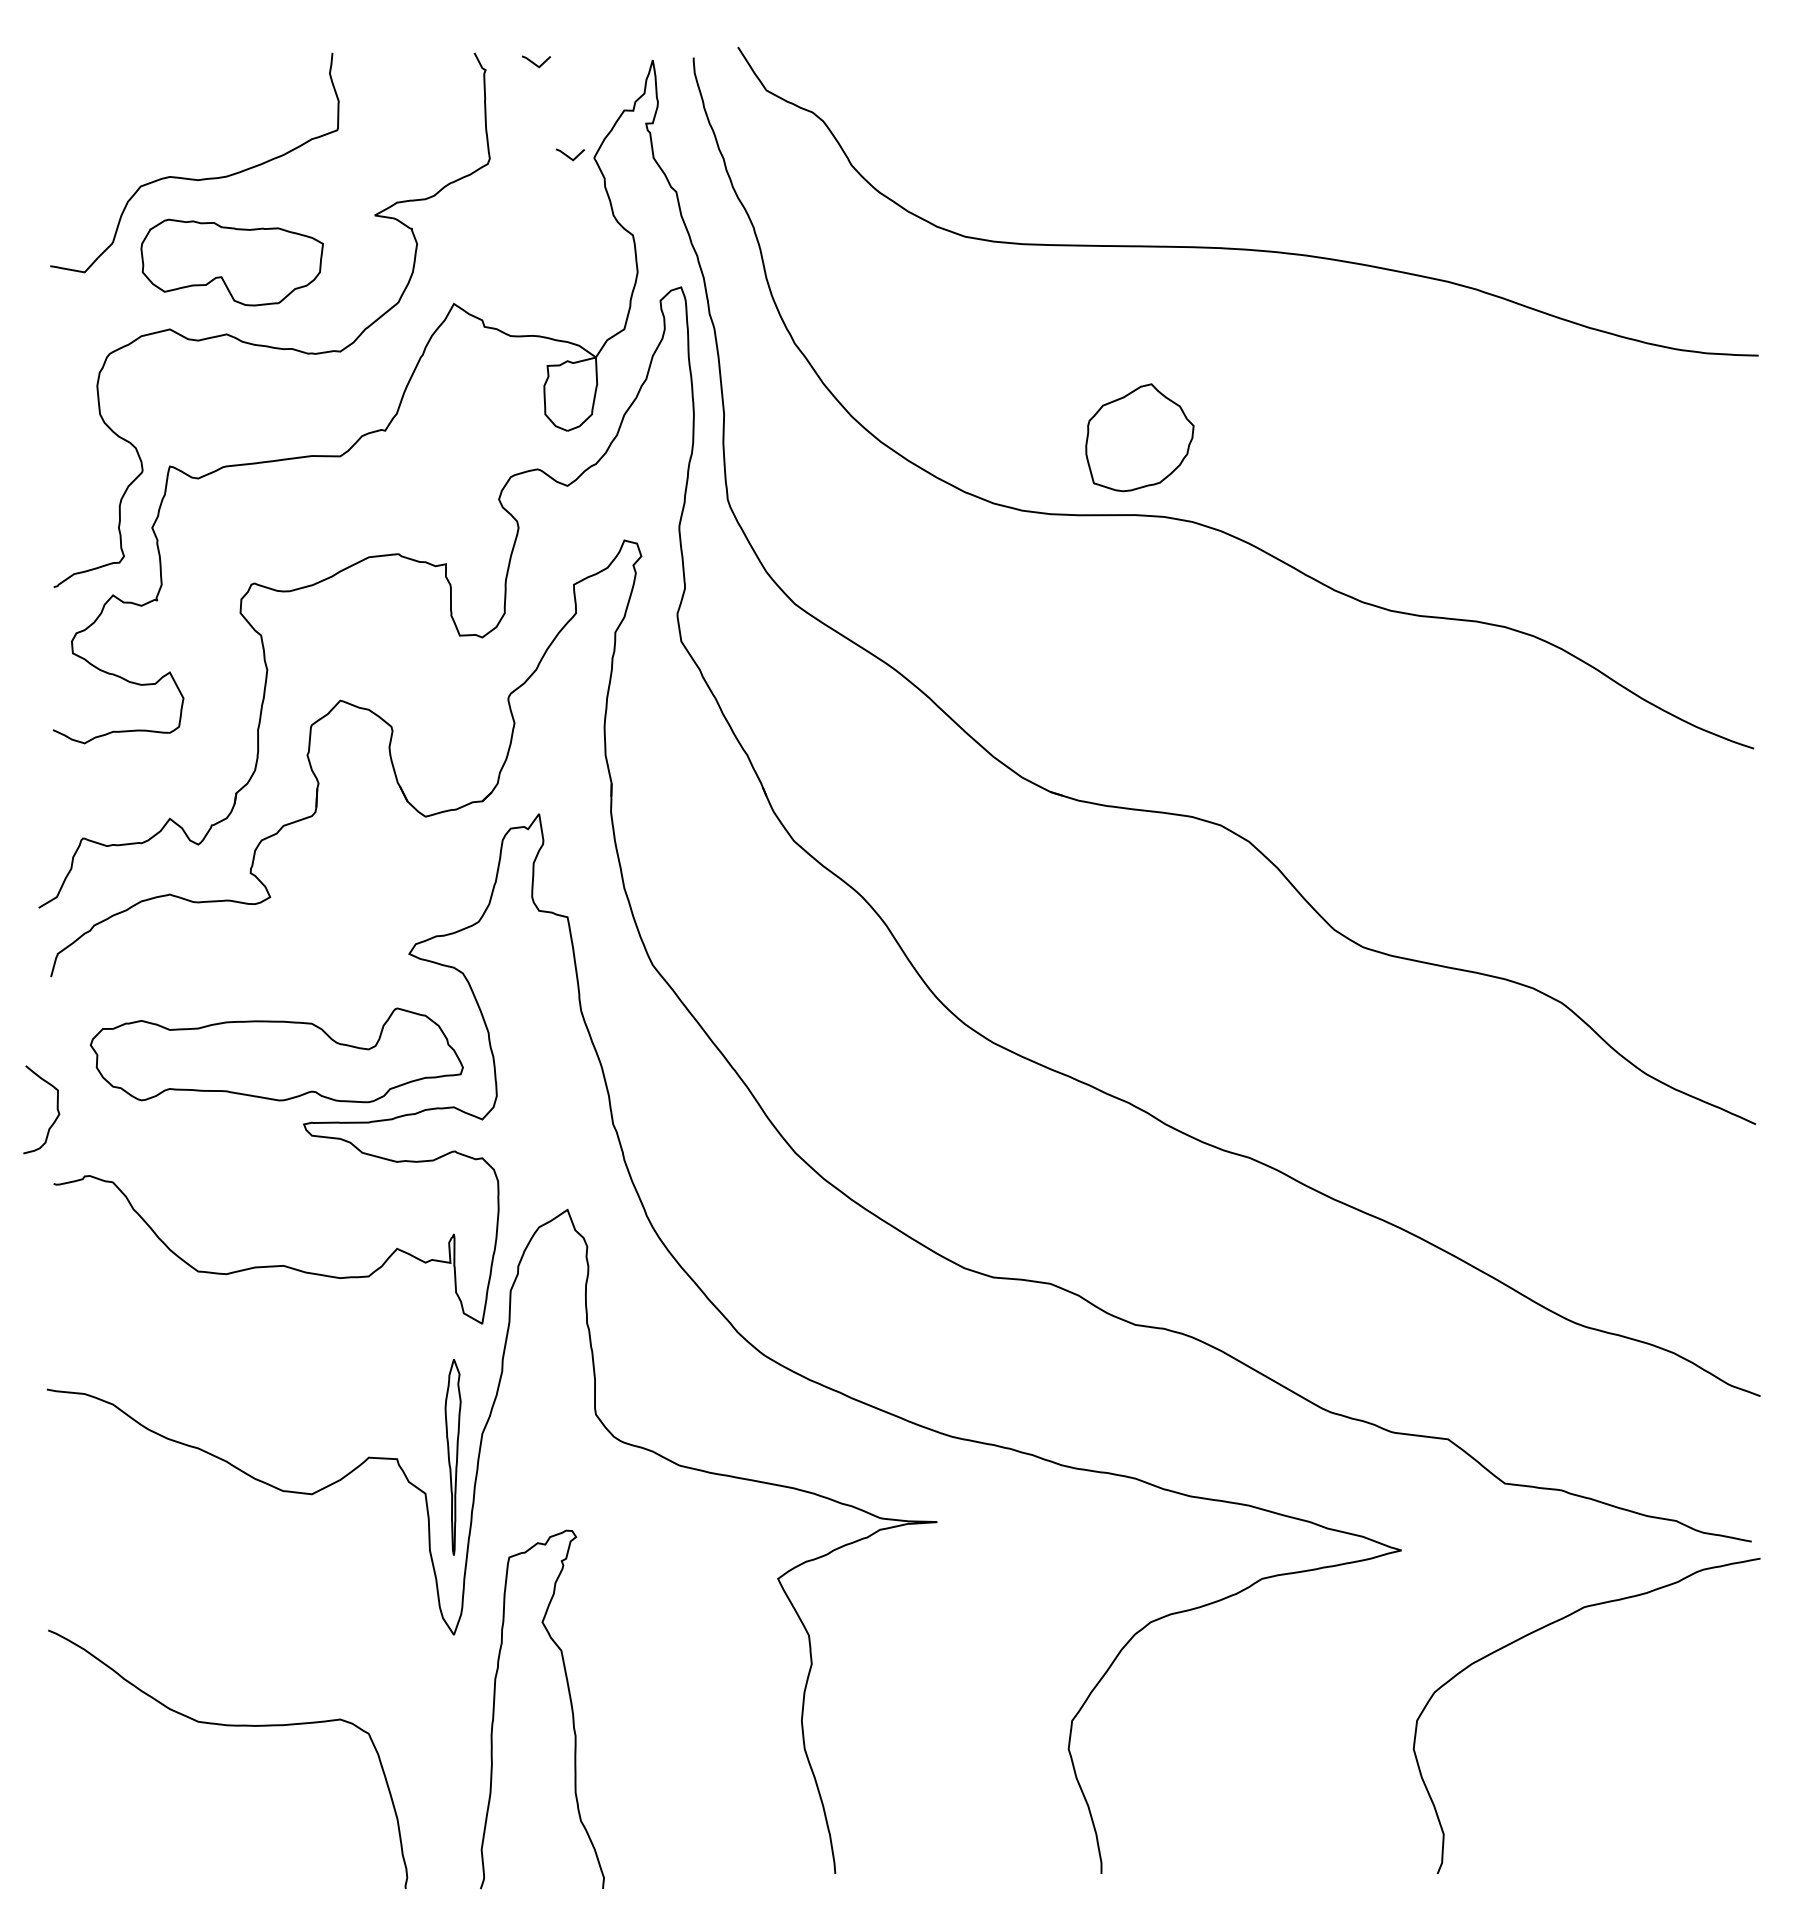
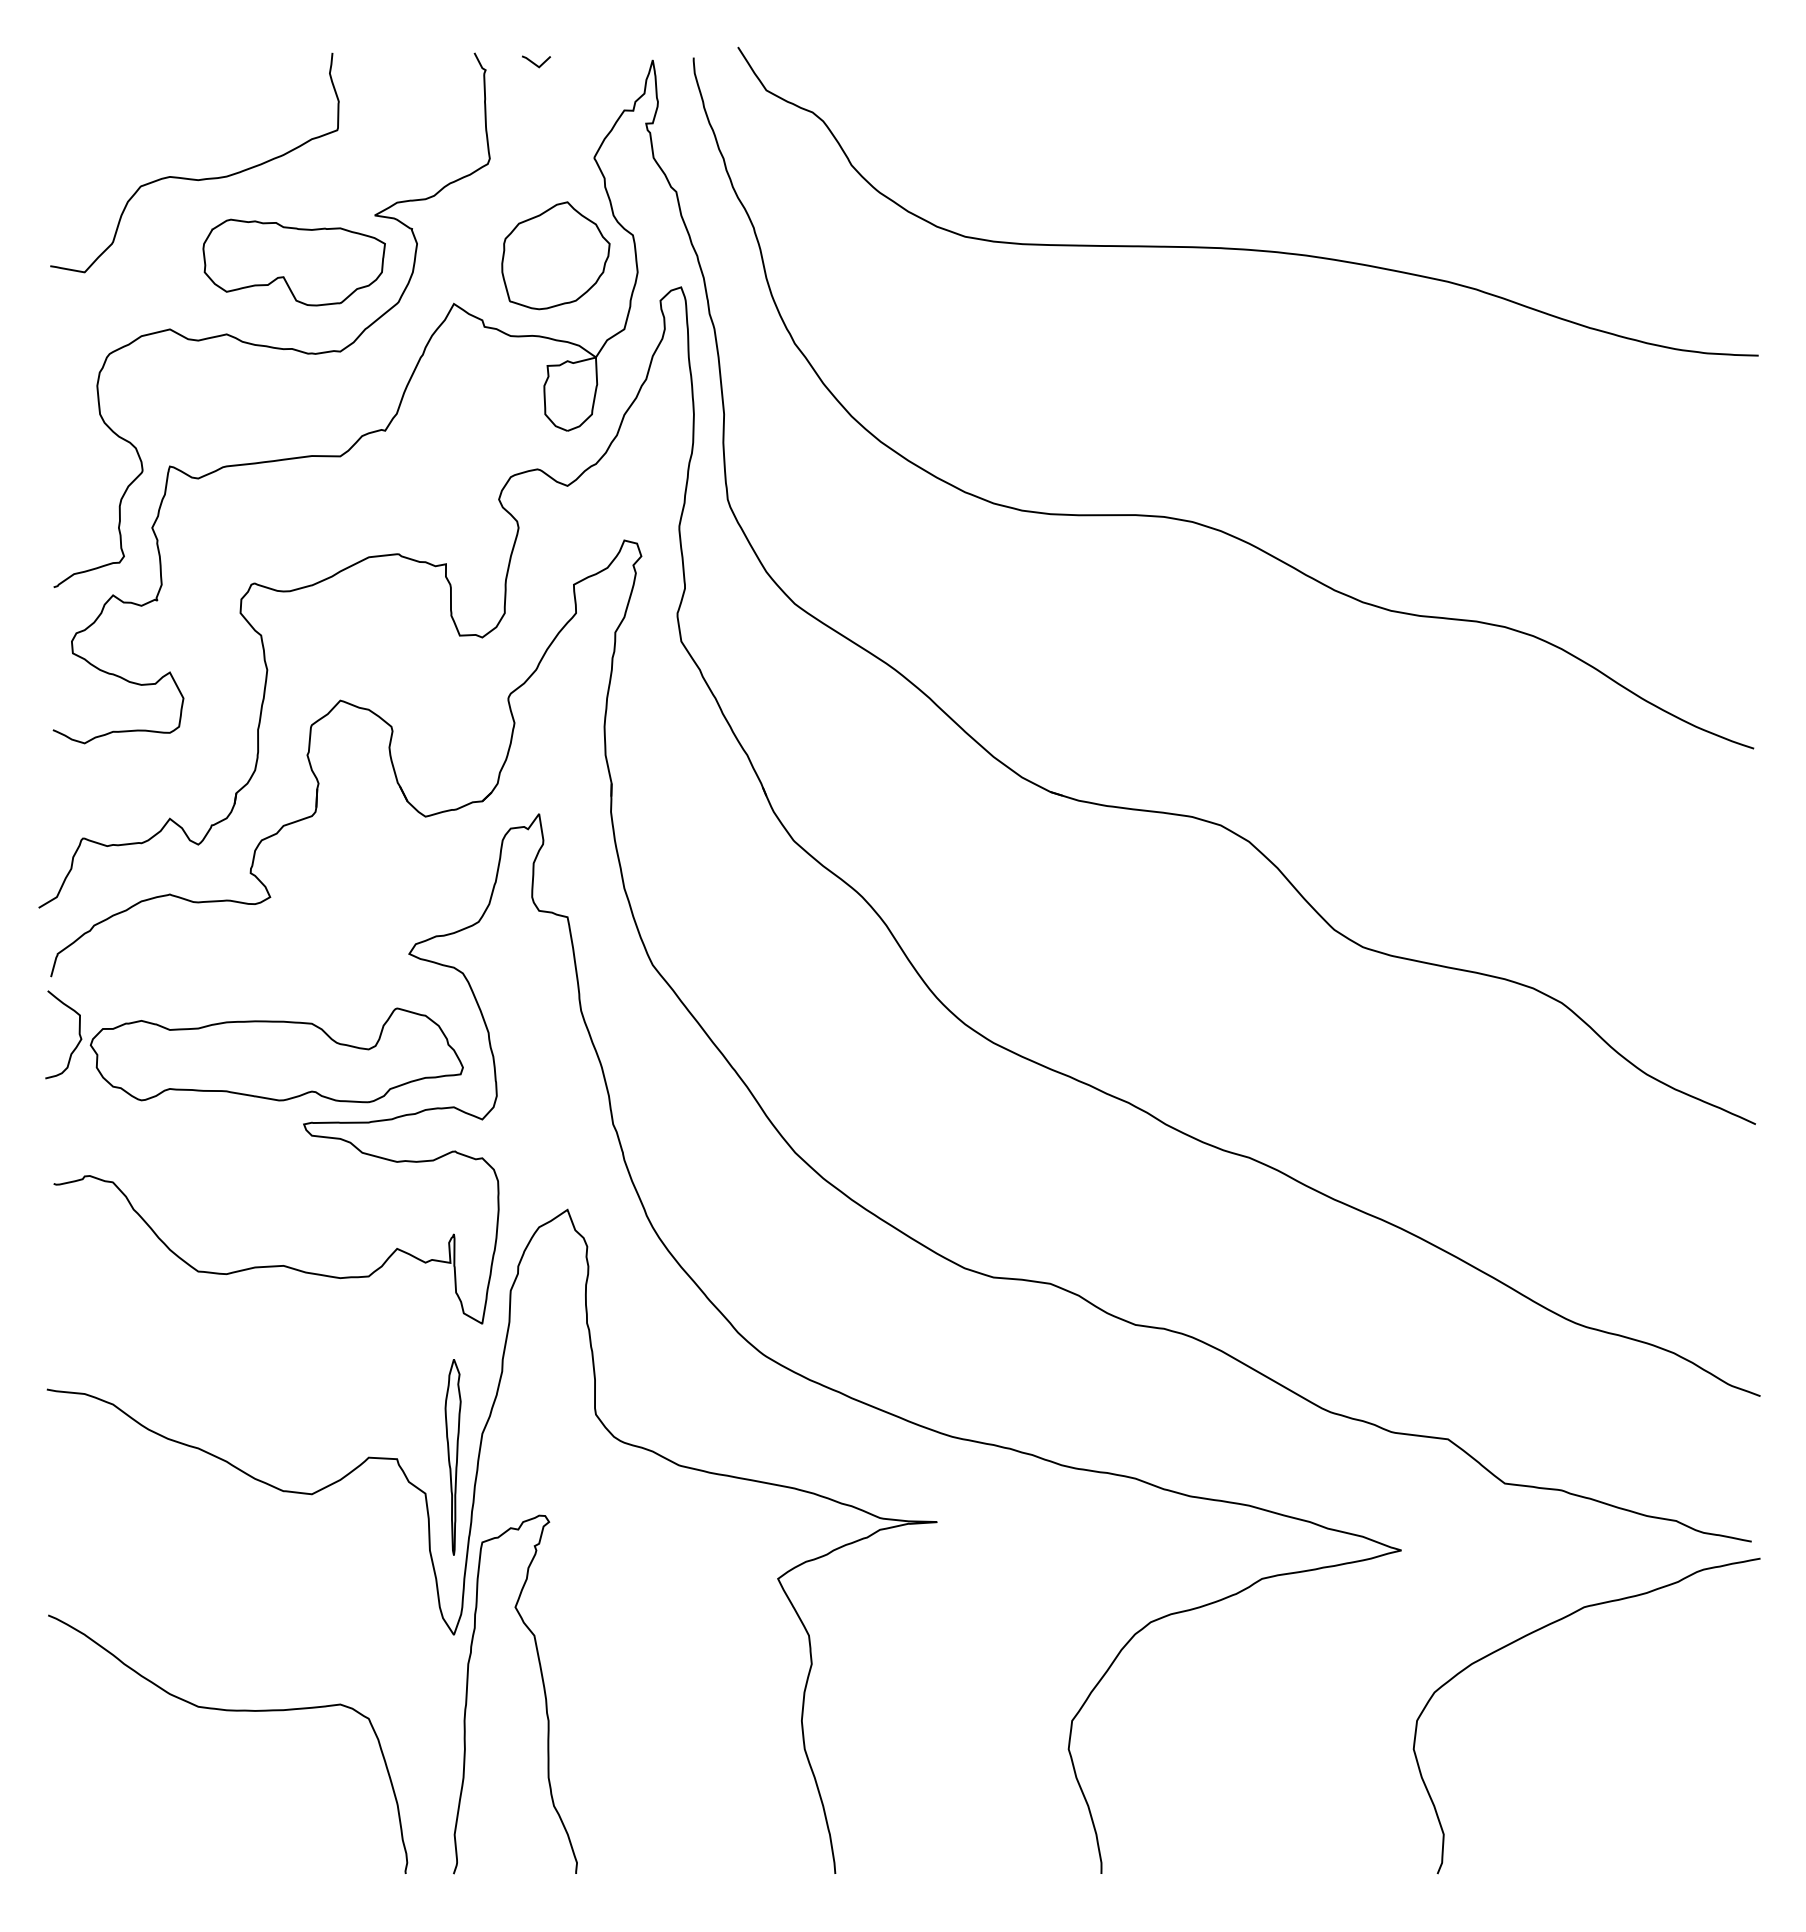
line: present -> none (568, 155)
part position: (231, 262) -> (293, 262) (293, 262)
part position: (1139, 437) -> (555, 255) (555, 255)
curve position: (56, 1109) -> (78, 1034) (78, 1034)
curve position: (570, 1705) -> (543, 1690) (543, 1690)
curve position: (228, 1726) -> (228, 1711) (228, 1711)
